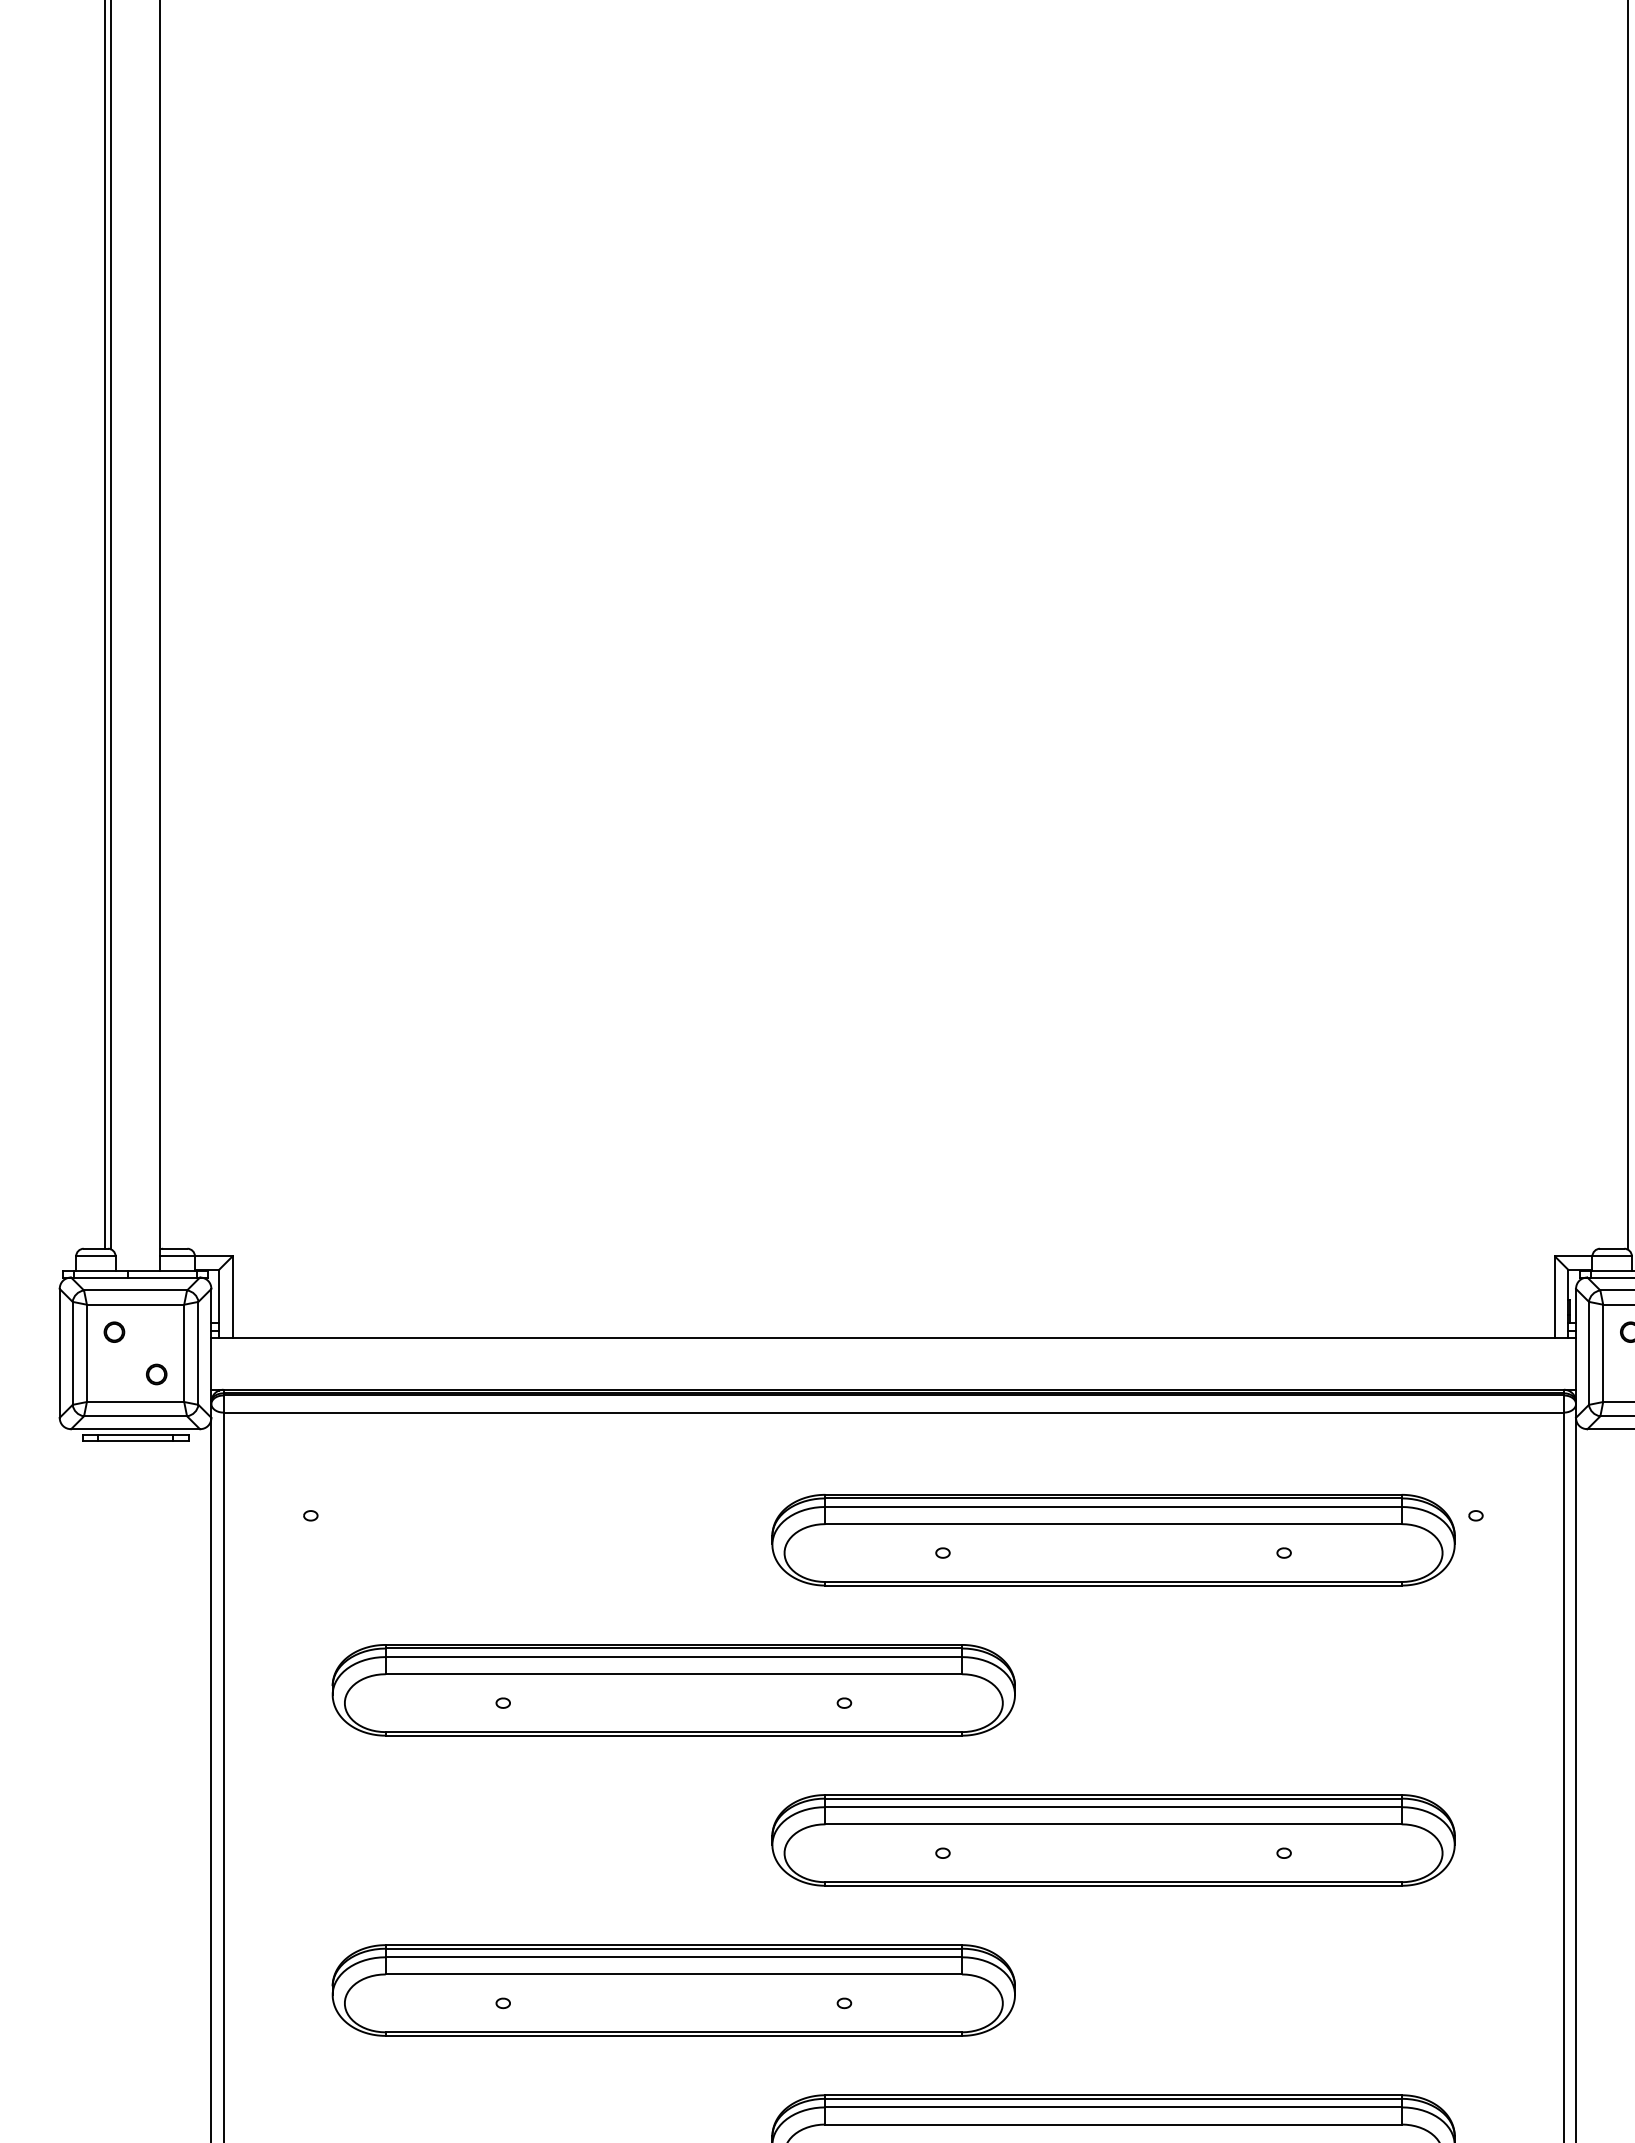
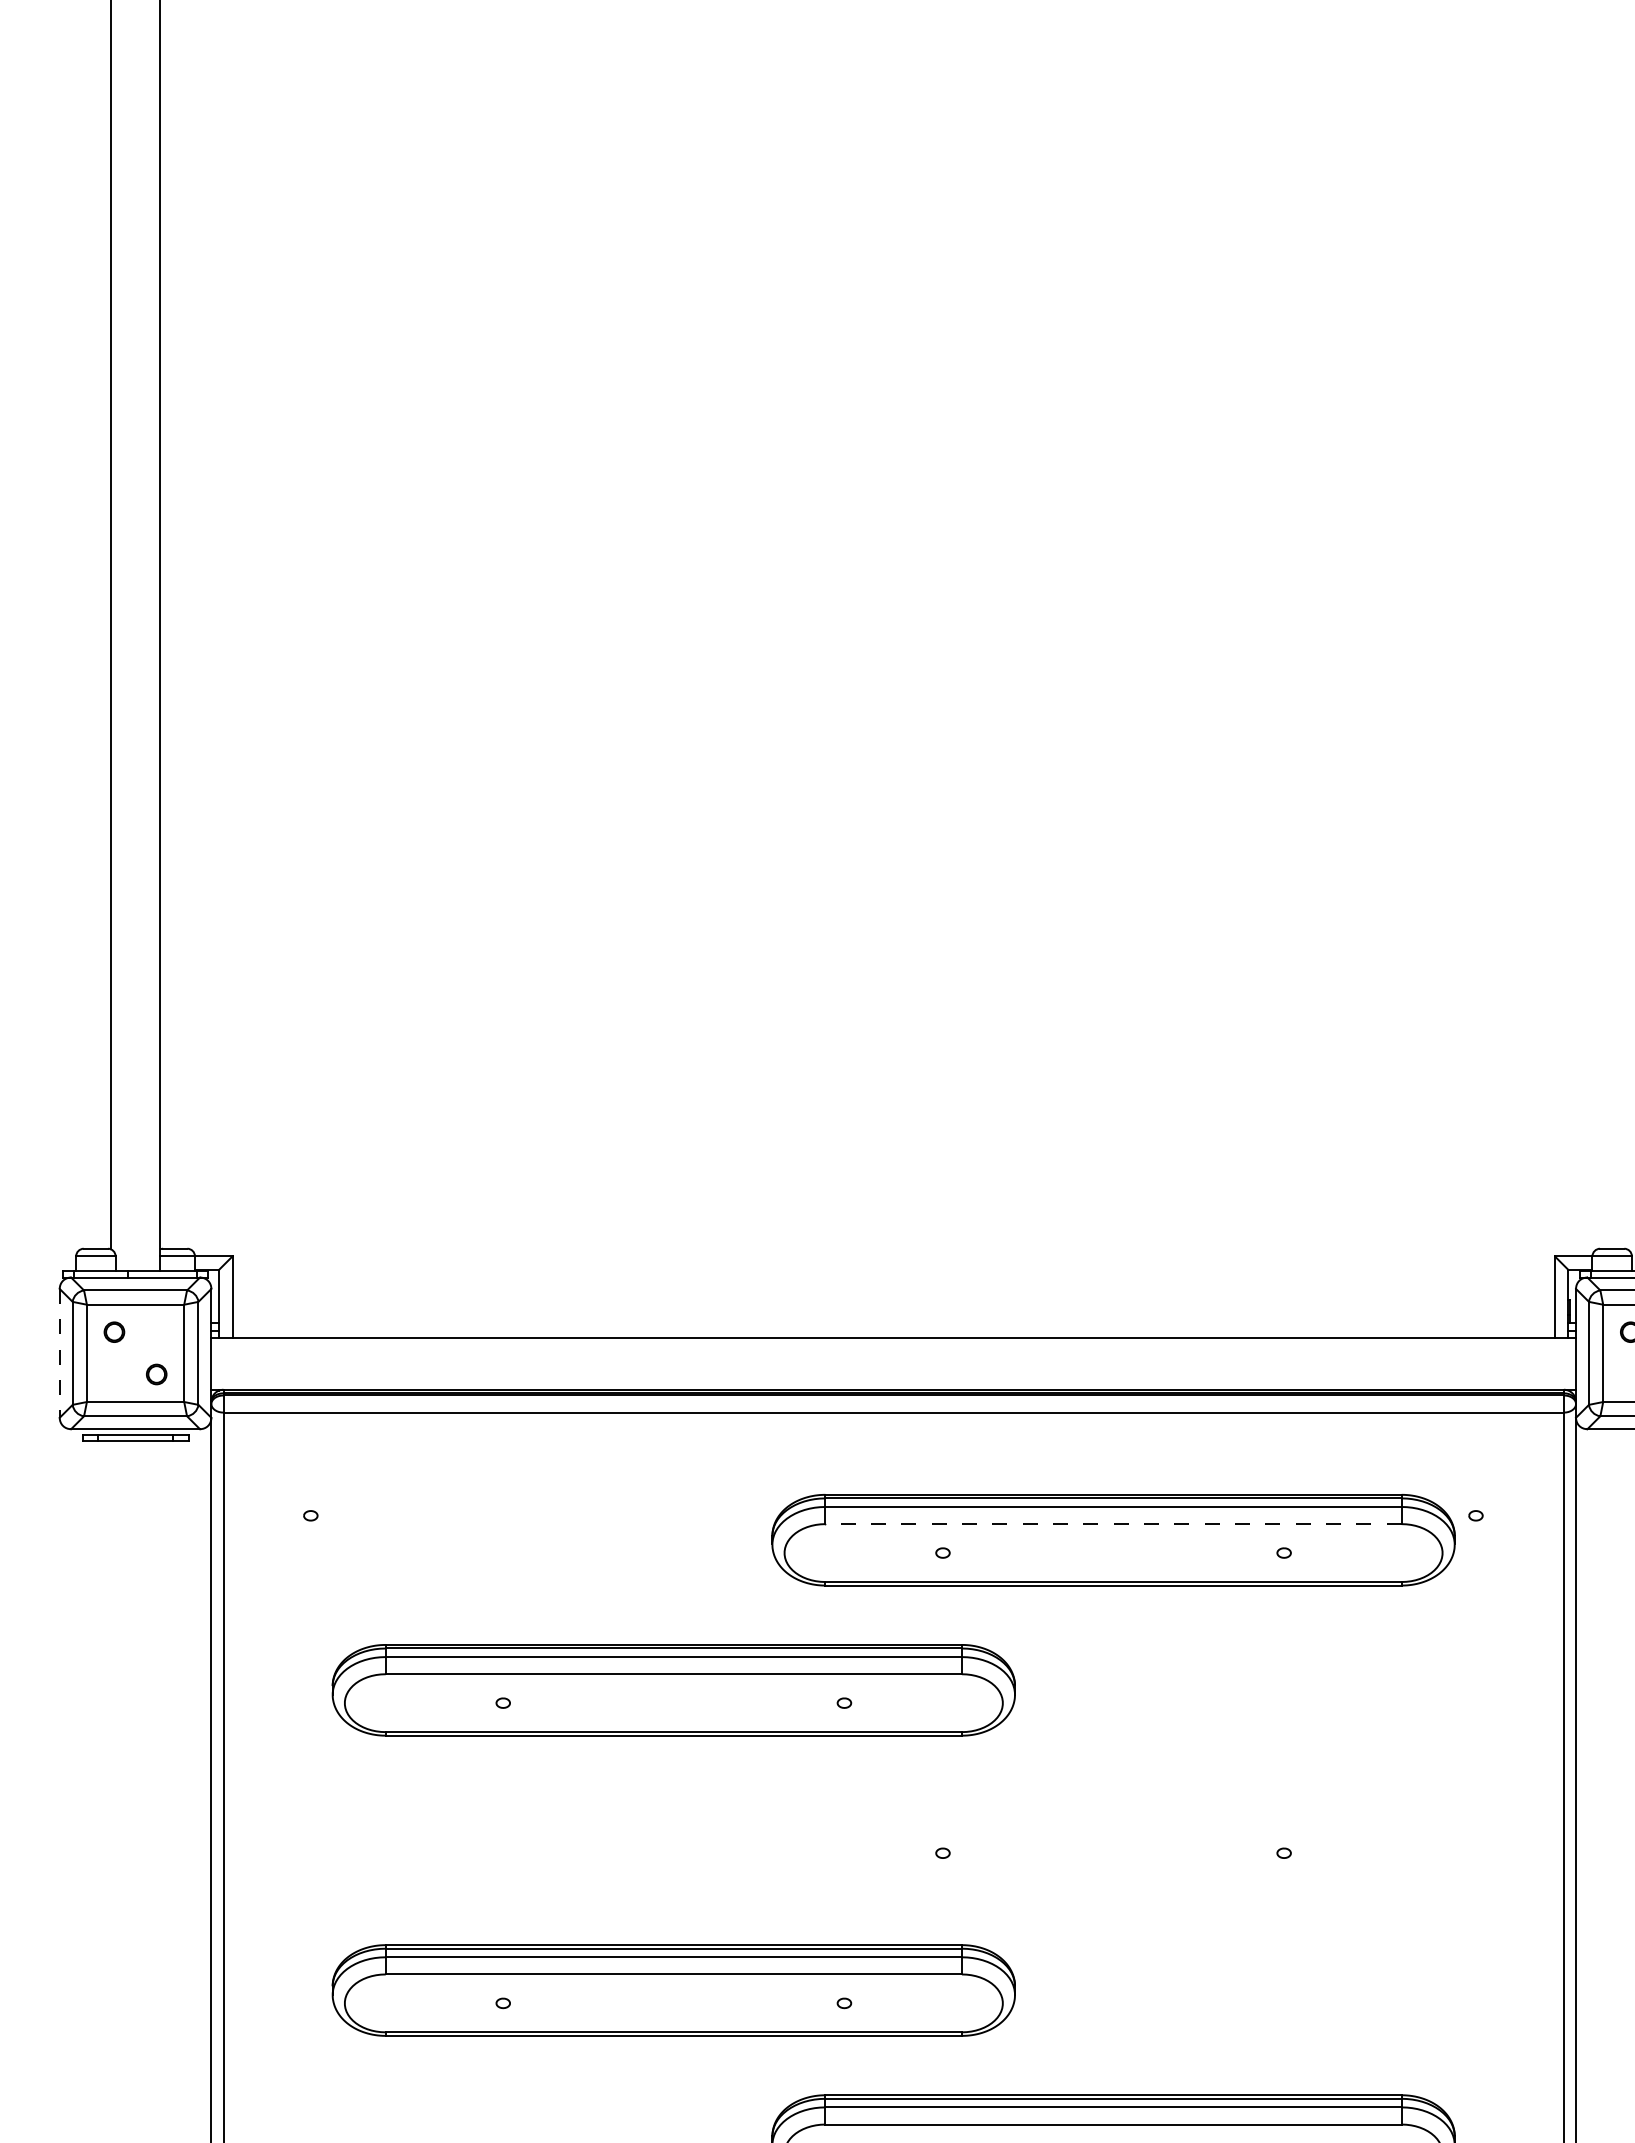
line: present -> none (105, 625)
line: present -> none (1627, 625)
line: solid -> dashed (59, 1353)
line: solid -> dashed (1113, 1524)
part: present -> none (1113, 1840)
